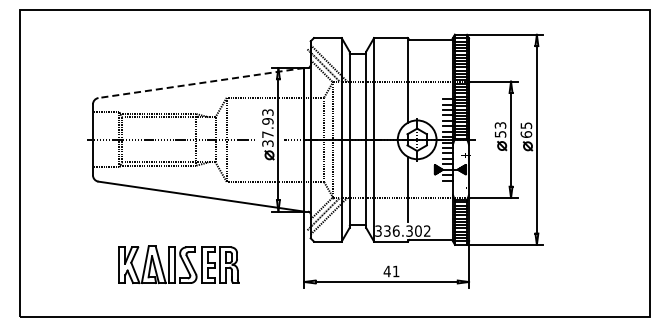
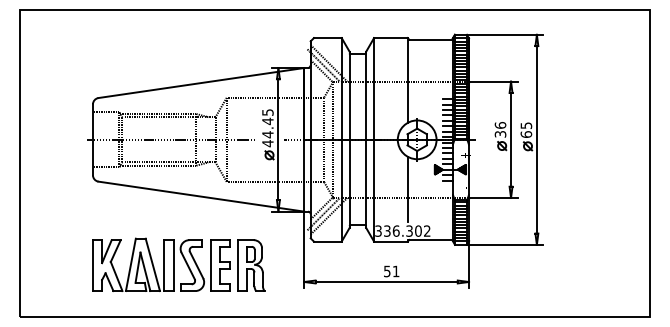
line: dashed -> solid (201, 83)
text: 37.93 -> 44.45 (267, 128)
text: 53 -> 36 (500, 129)
part size: 122x40 px -> 174x55 px (178, 264)
text: 41 -> 51 (386, 271)
